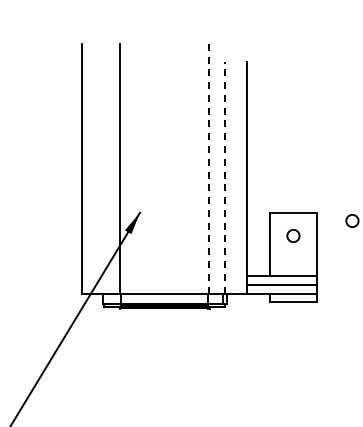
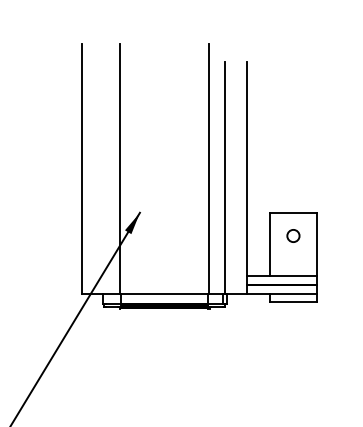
line: dashed -> solid (209, 168)
line: dashed -> solid (225, 177)
circle: present -> none (352, 220)
